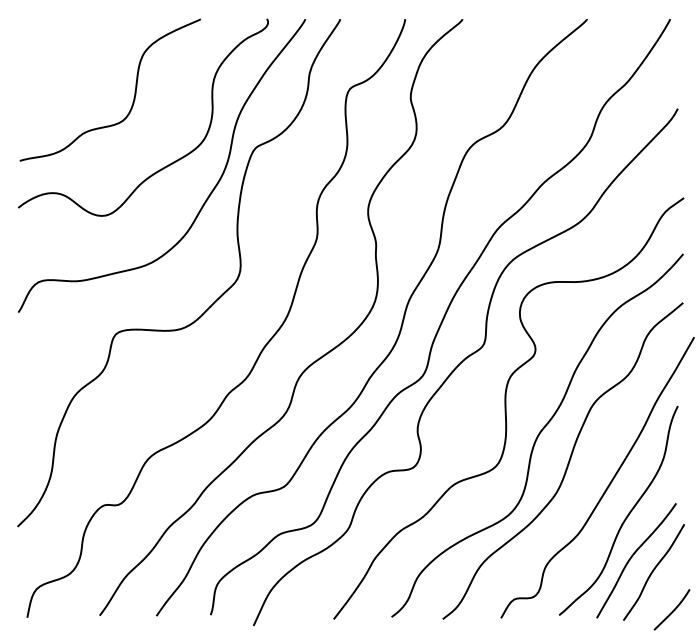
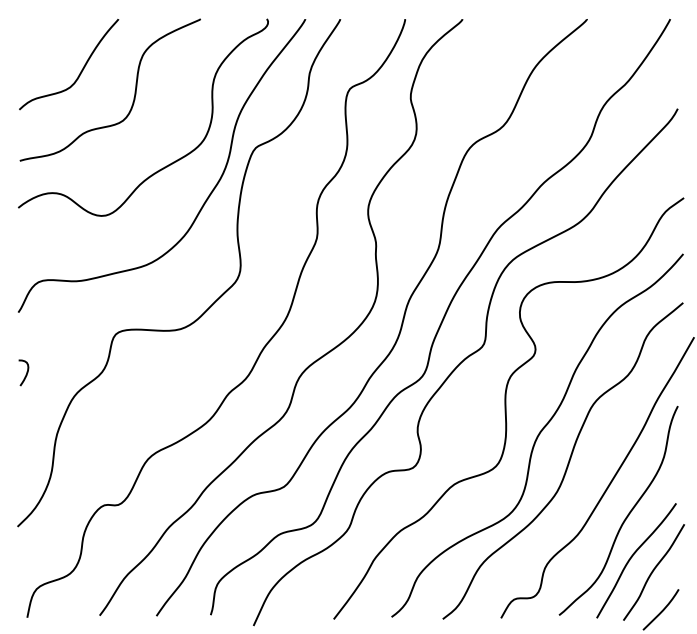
curve: none -> present (81, 69)
curve: none -> present (25, 374)
curve position: (672, 610) -> (661, 610) (661, 610)
